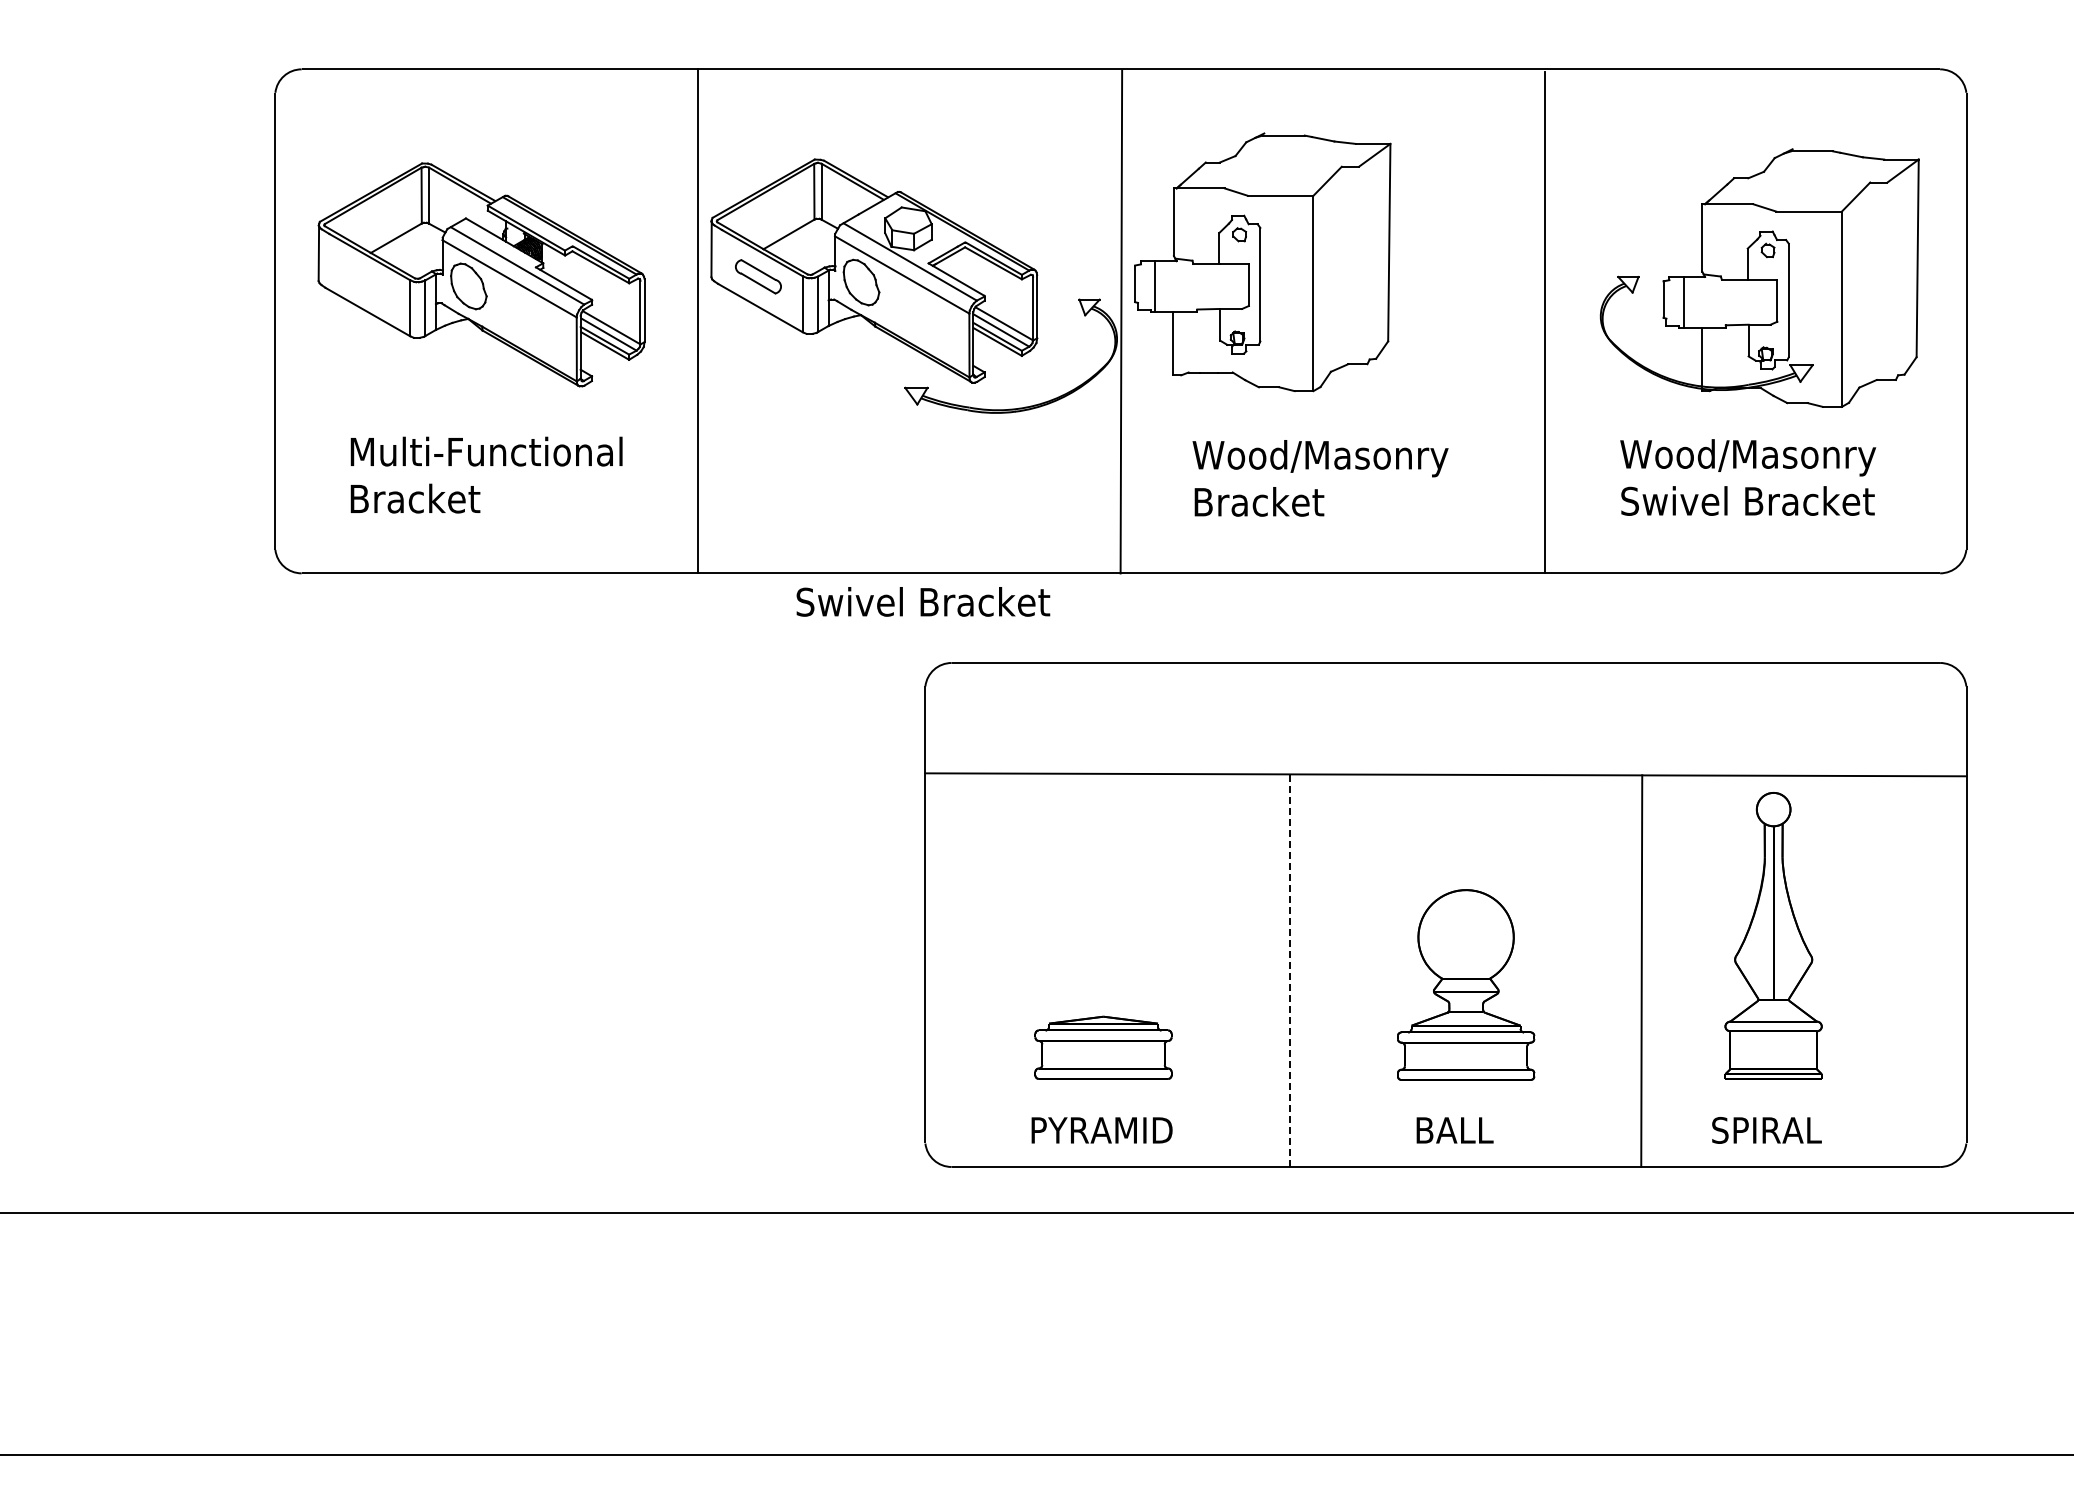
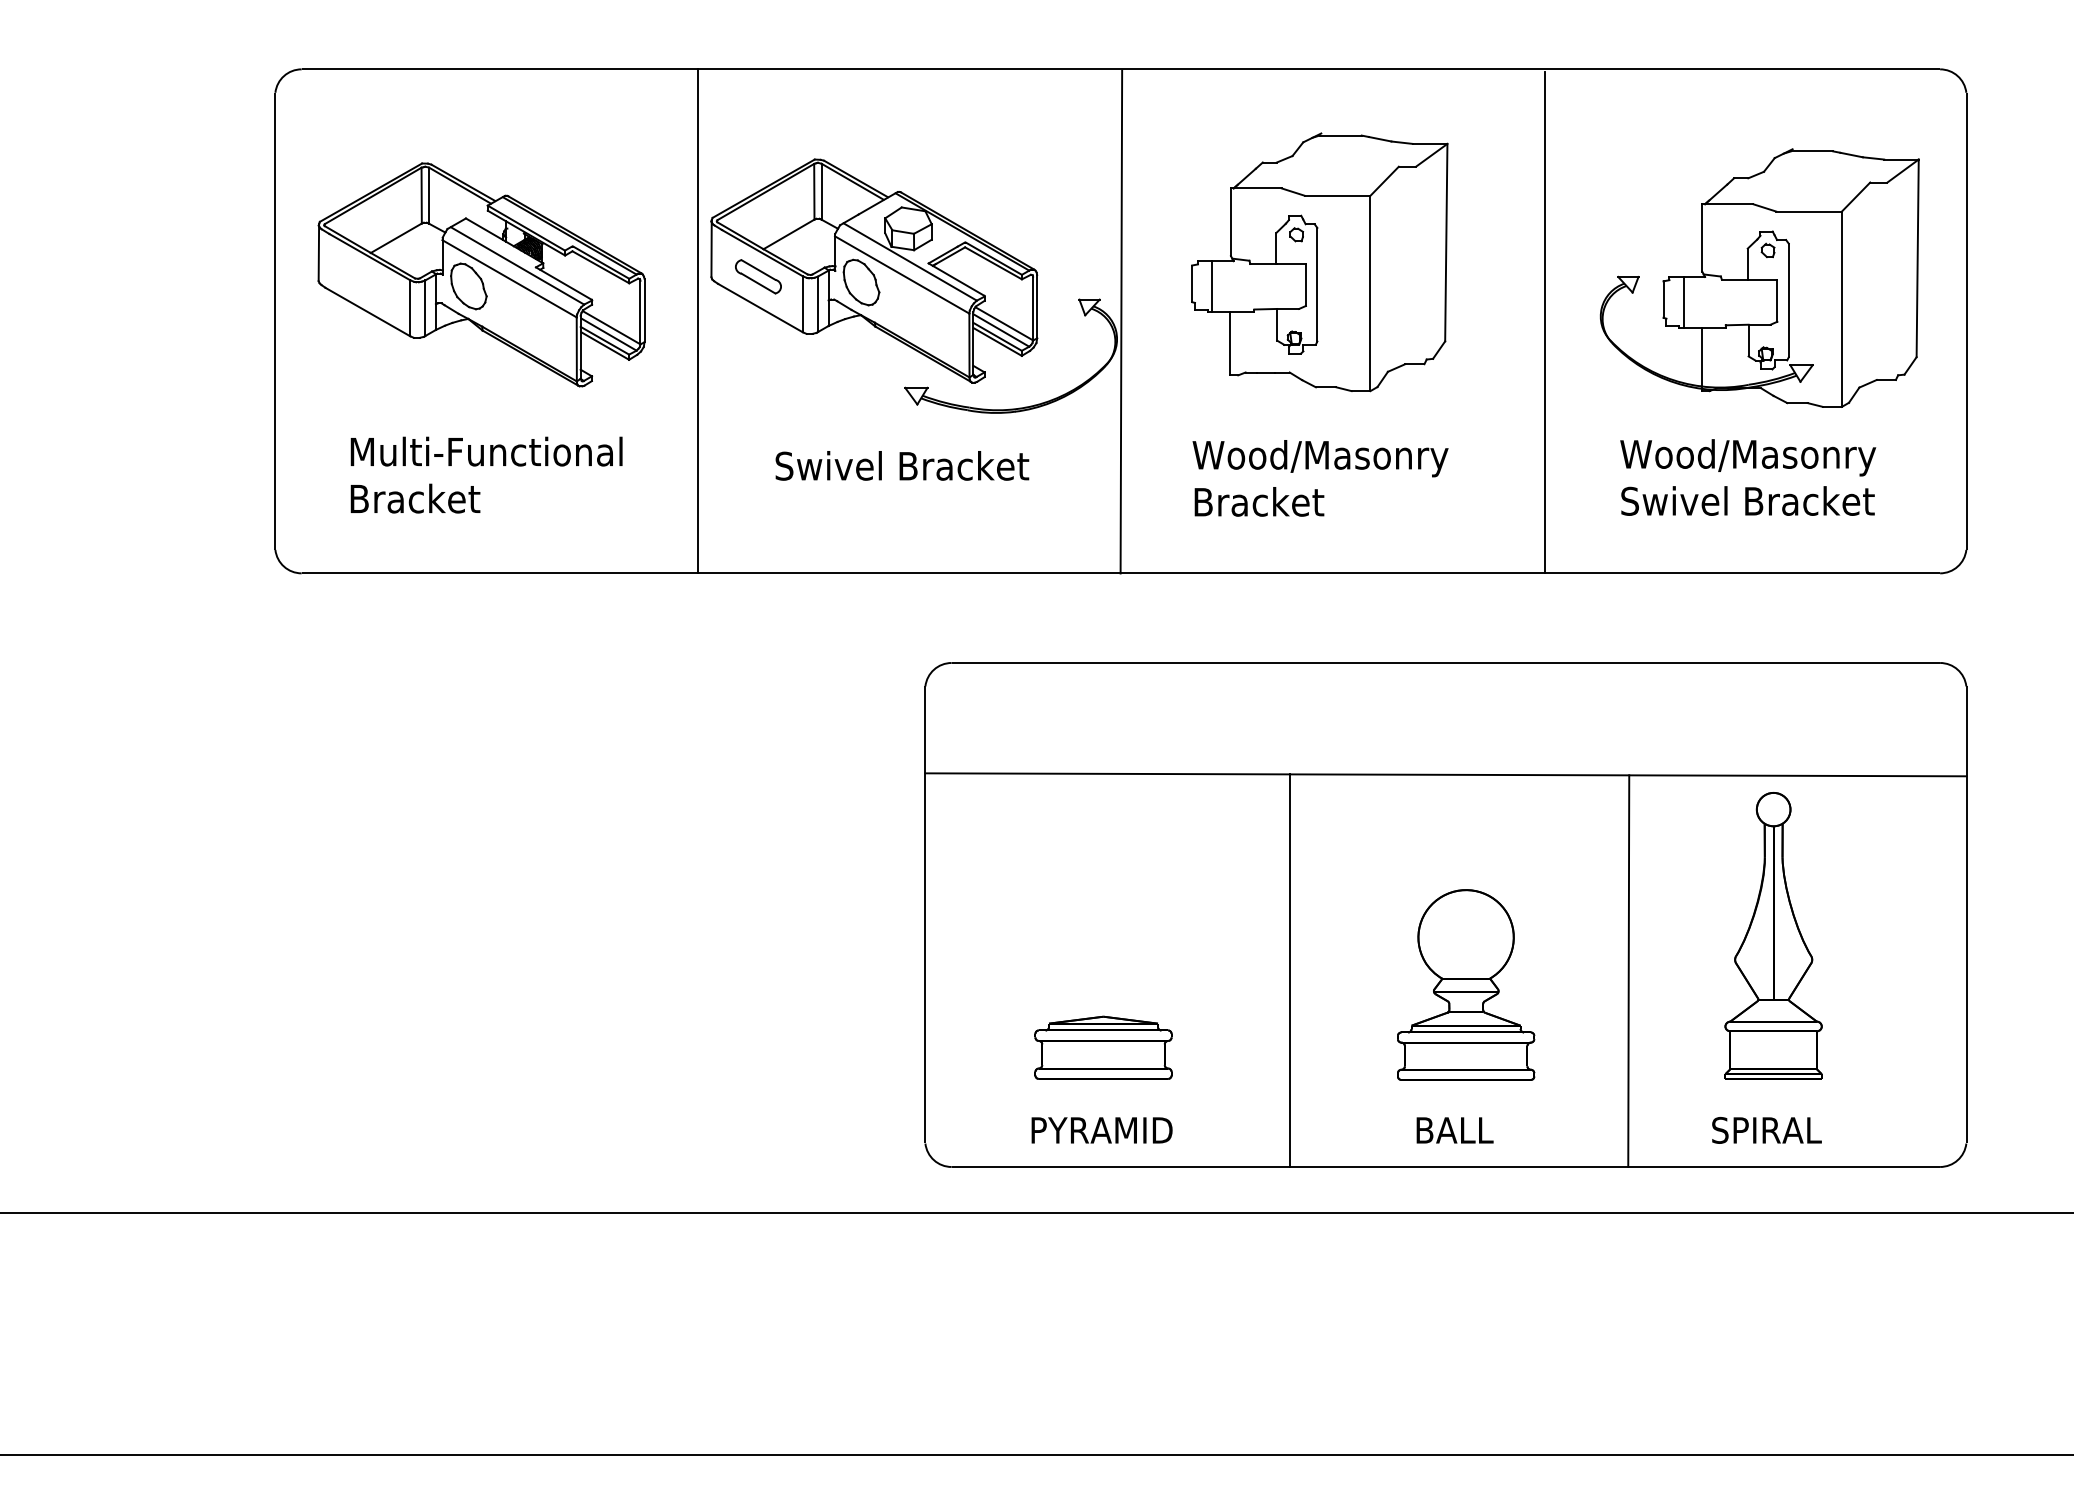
part position: (1262, 262) -> (1319, 262) (1319, 262)
text position: (923, 601) -> (902, 465) (902, 465)
line: dashed -> solid (1290, 970)
line position: (1641, 970) -> (1628, 970) (1628, 970)
